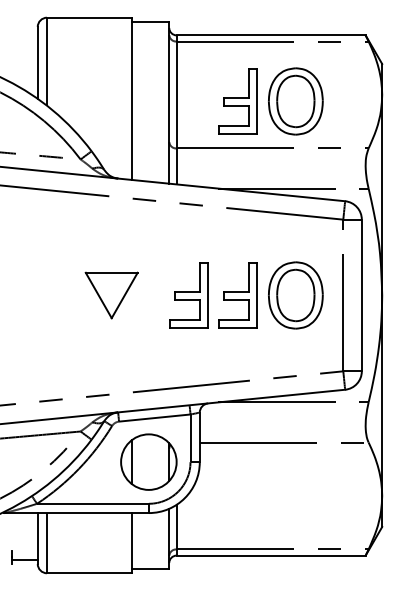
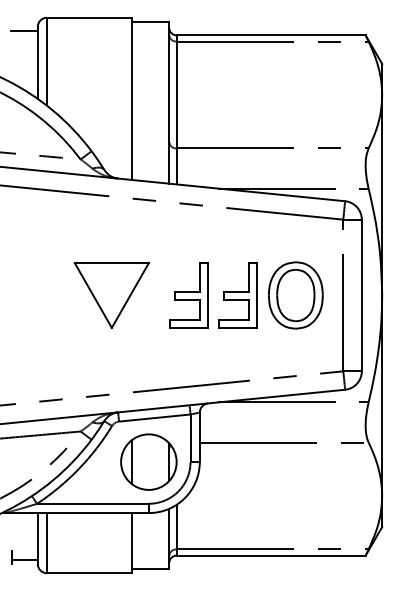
line: none -> present (23, 30)
part: present -> none (237, 101)
part: present -> none (295, 101)
part size: 55x49 px -> 77x67 px (111, 295)
